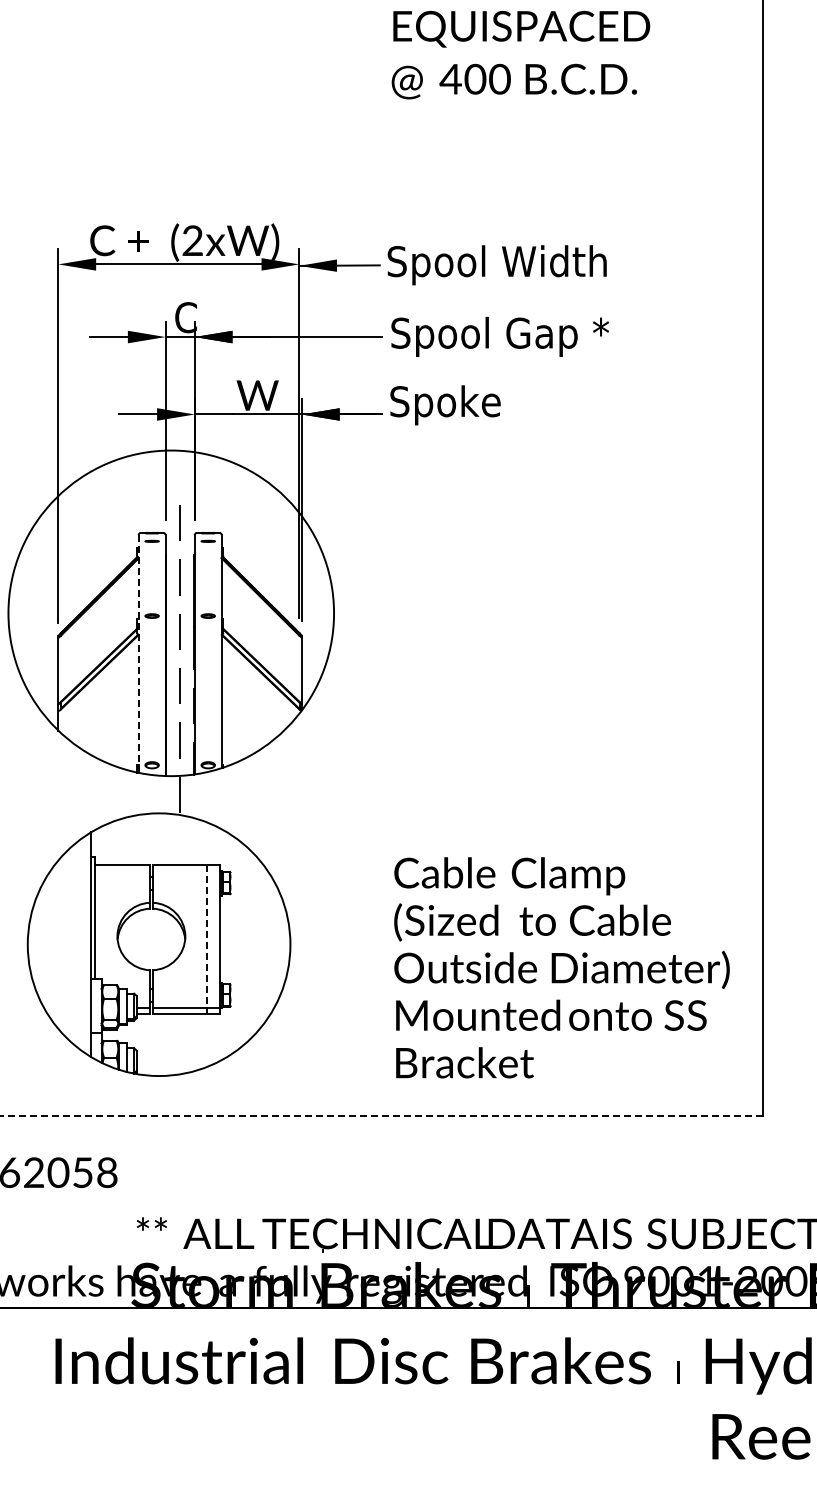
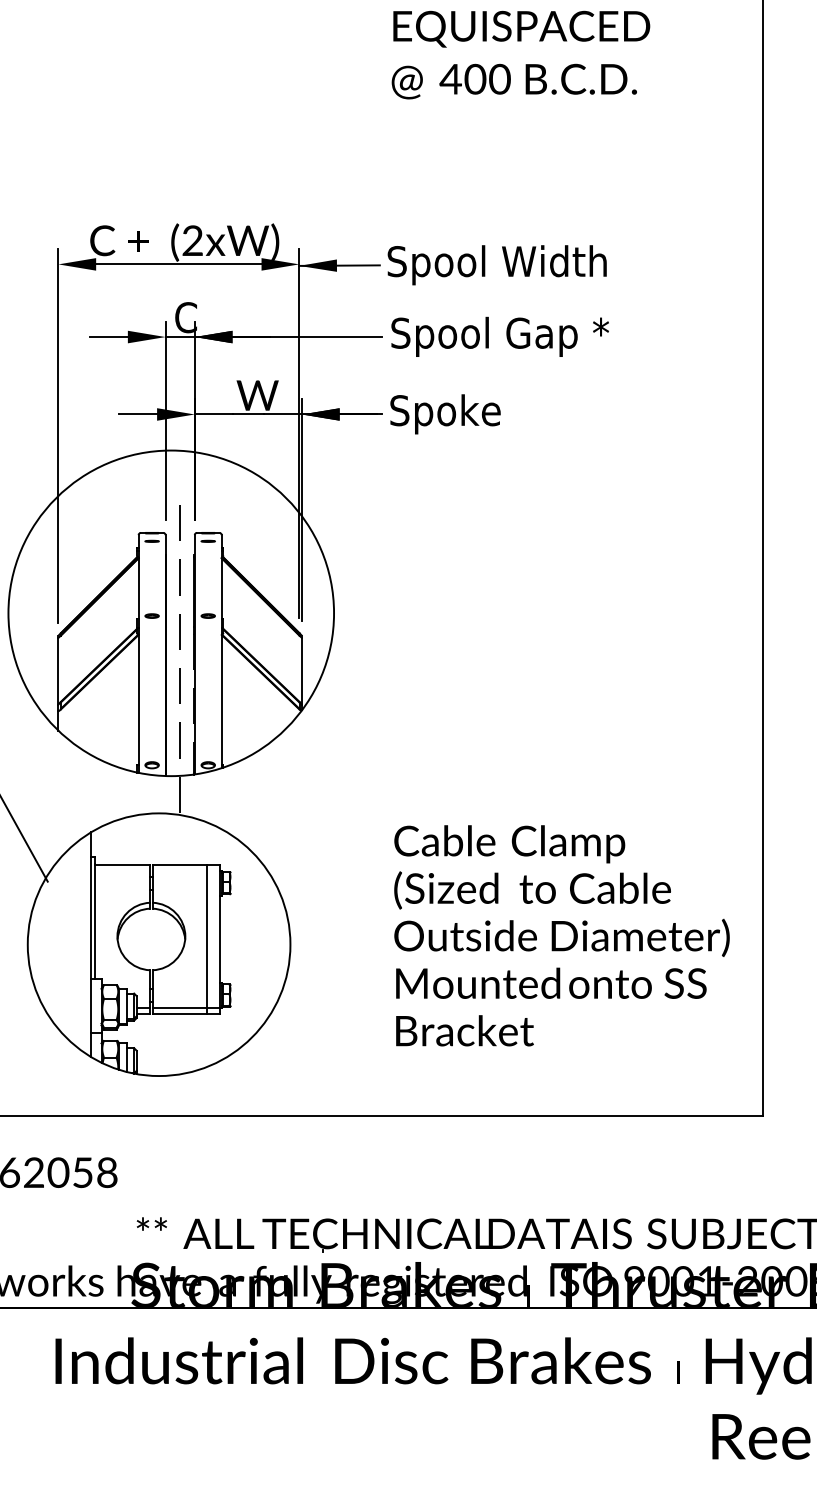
text position: (445, 405) -> (445, 414) (445, 414)
line: dashed -> solid (138, 654)
line: none -> present (24, 840)
line: dashed -> solid (207, 936)
text position: (561, 967) -> (561, 935) (561, 935)
line: dashed -> solid (381, 1116)
